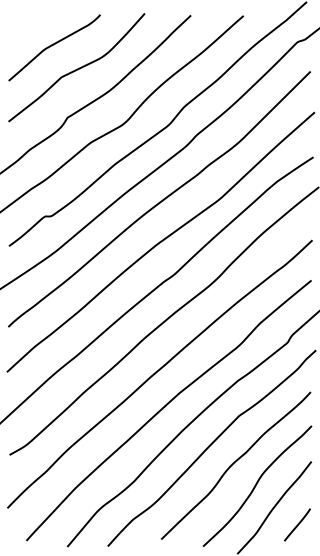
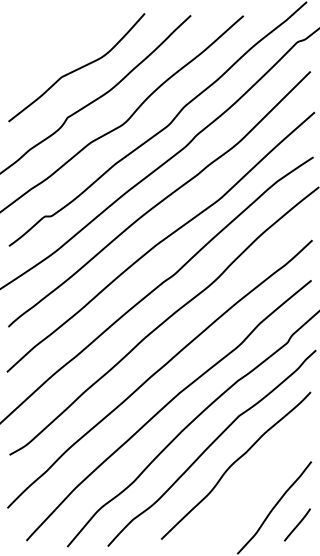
curve: present -> none (53, 45)
curve: present -> none (257, 484)
